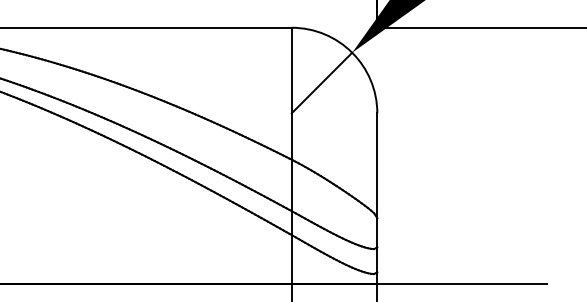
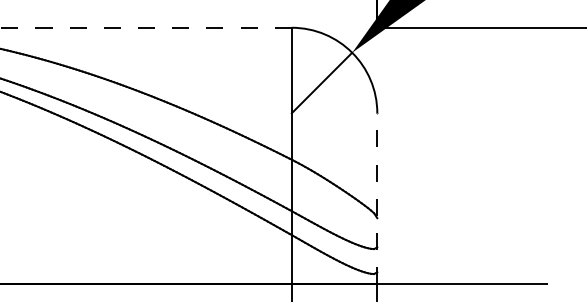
line: solid -> dashed (145, 27)
line: solid -> dashed (377, 198)
